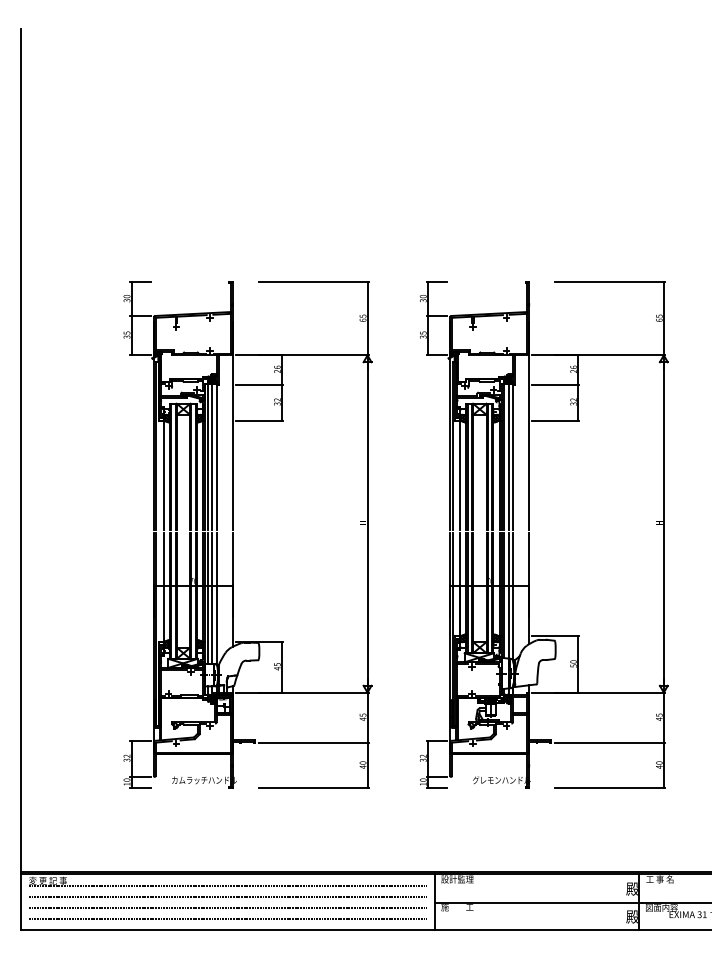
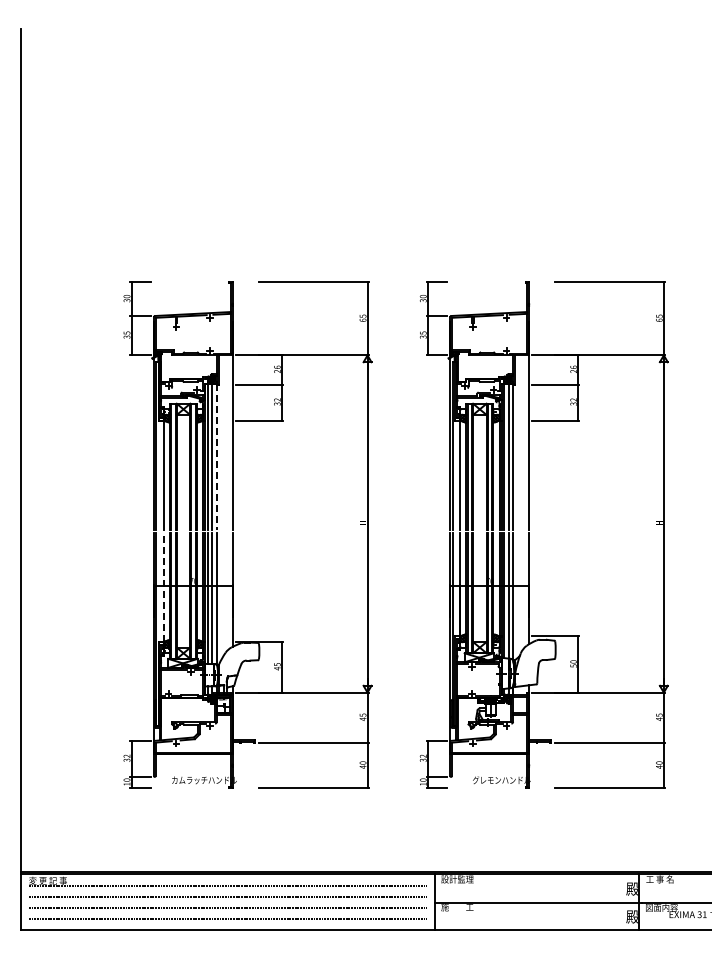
line: solid -> dashed (216, 457)
line: solid -> dashed (163, 587)
